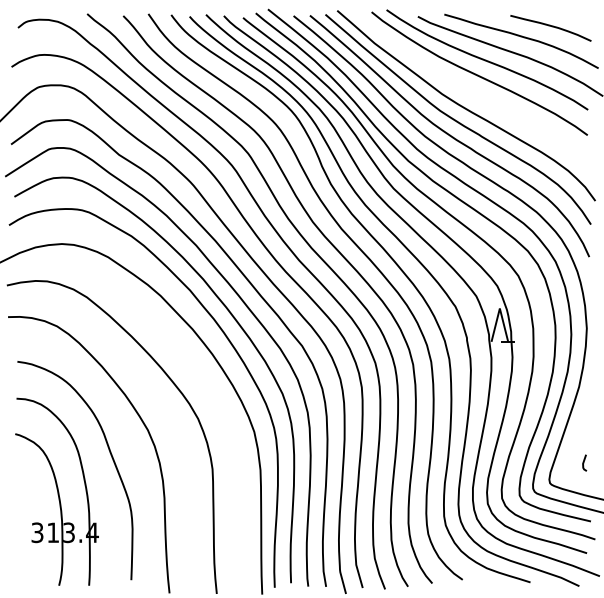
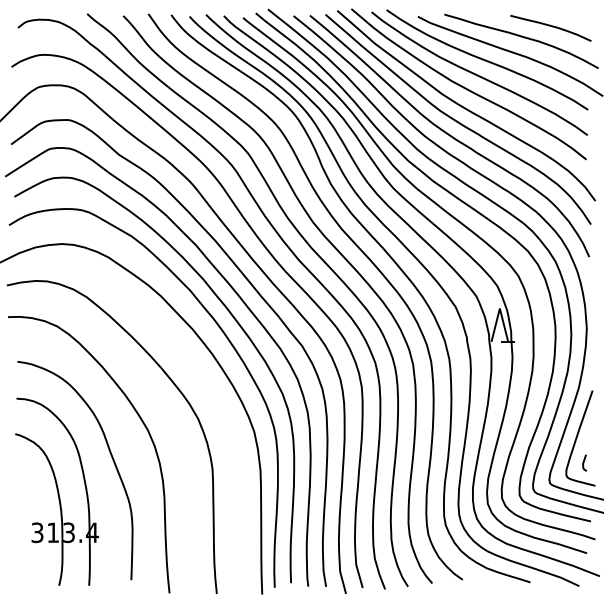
curve: none -> present (466, 87)
curve: none -> present (577, 438)
